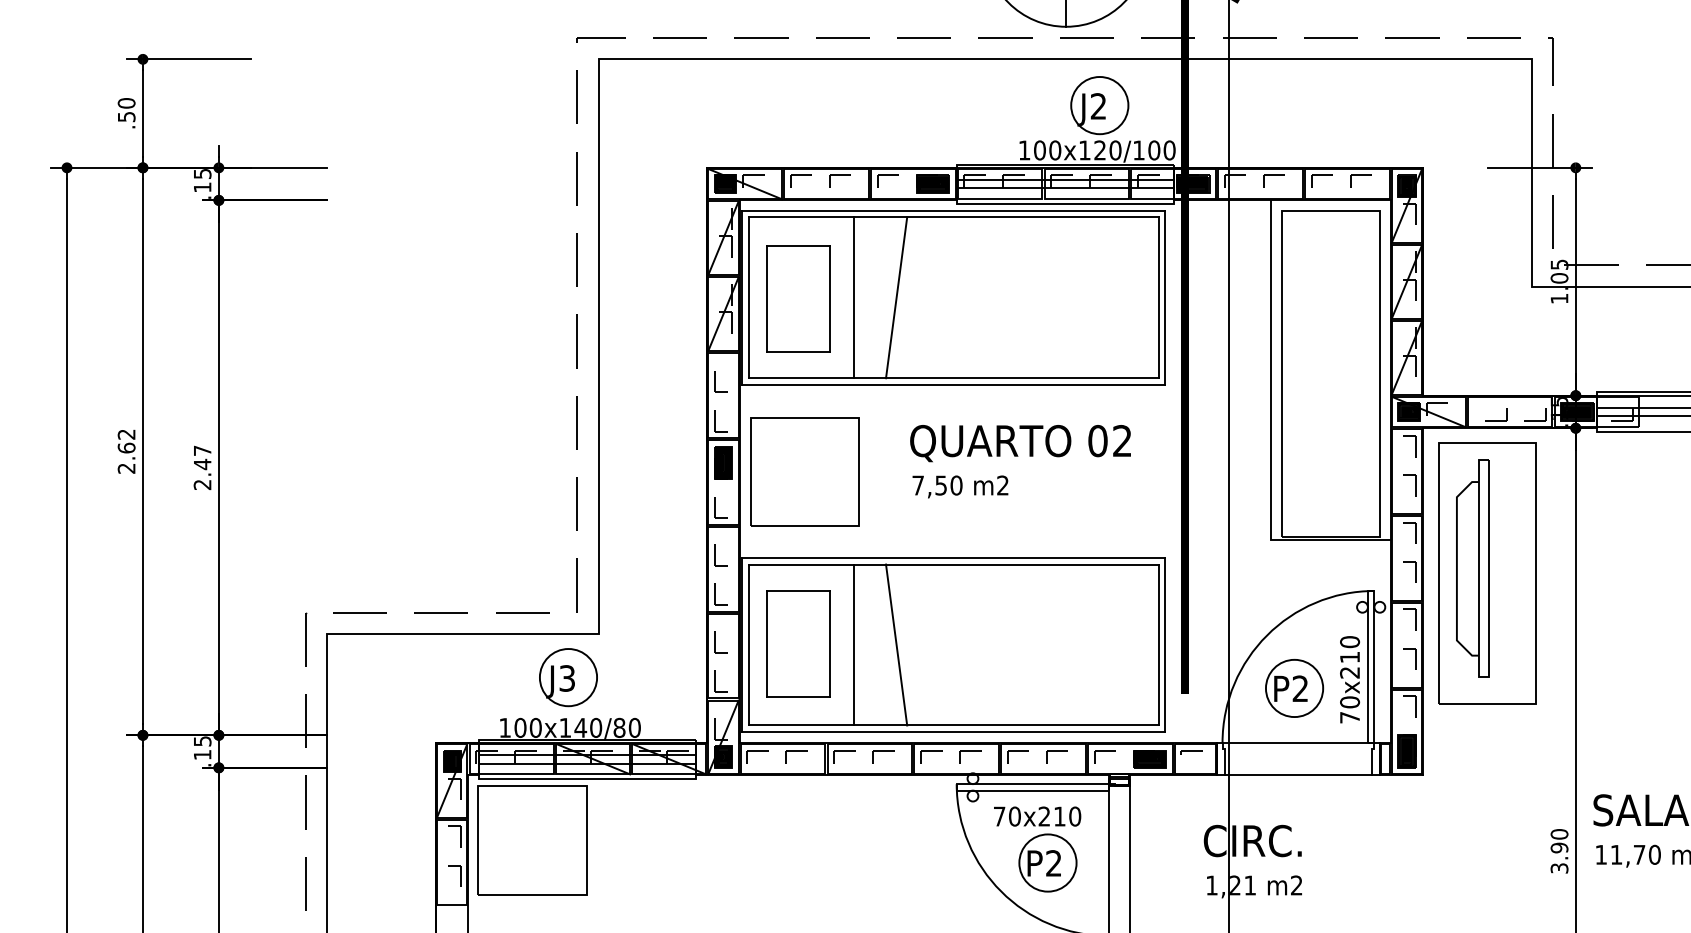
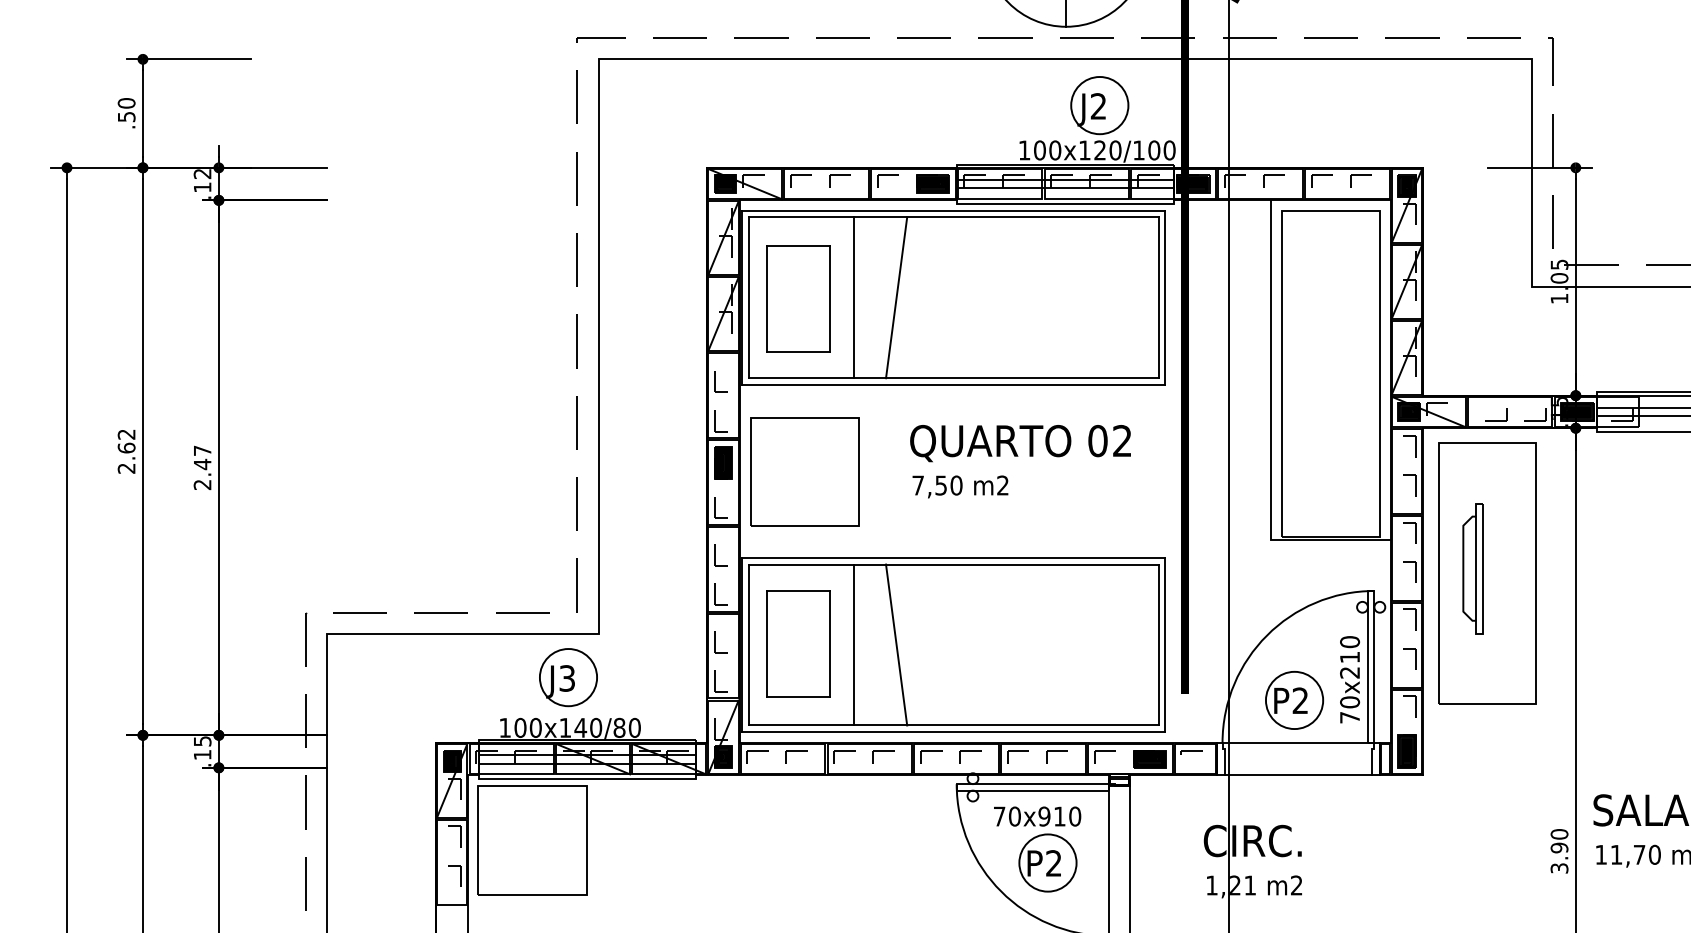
text: .15 -> .12 (202, 173)
part size: 34x219 px -> 22x132 px (1472, 568)
part position: (1294, 688) -> (1294, 700) (1294, 700)
text: 70x210 -> 70x910 (1044, 816)
